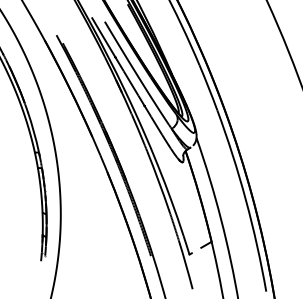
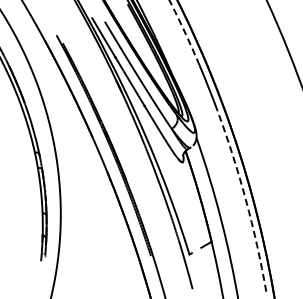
arc: solid -> dashed (184, 31)
arc: solid -> dashed (245, 199)
